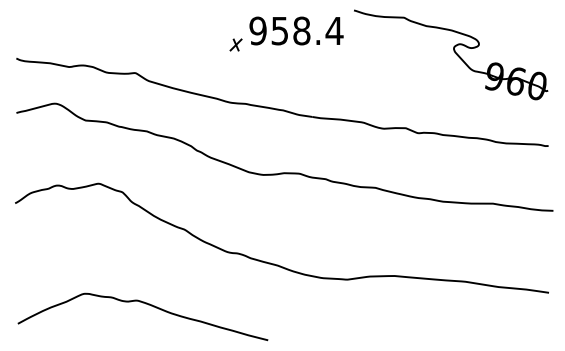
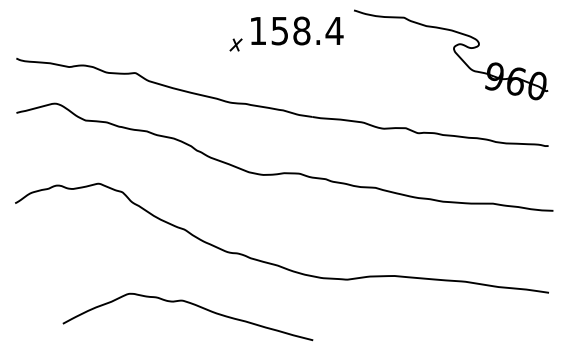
text: 958.4 -> 158.4 (257, 30)
curve position: (145, 304) -> (190, 304) (190, 304)
